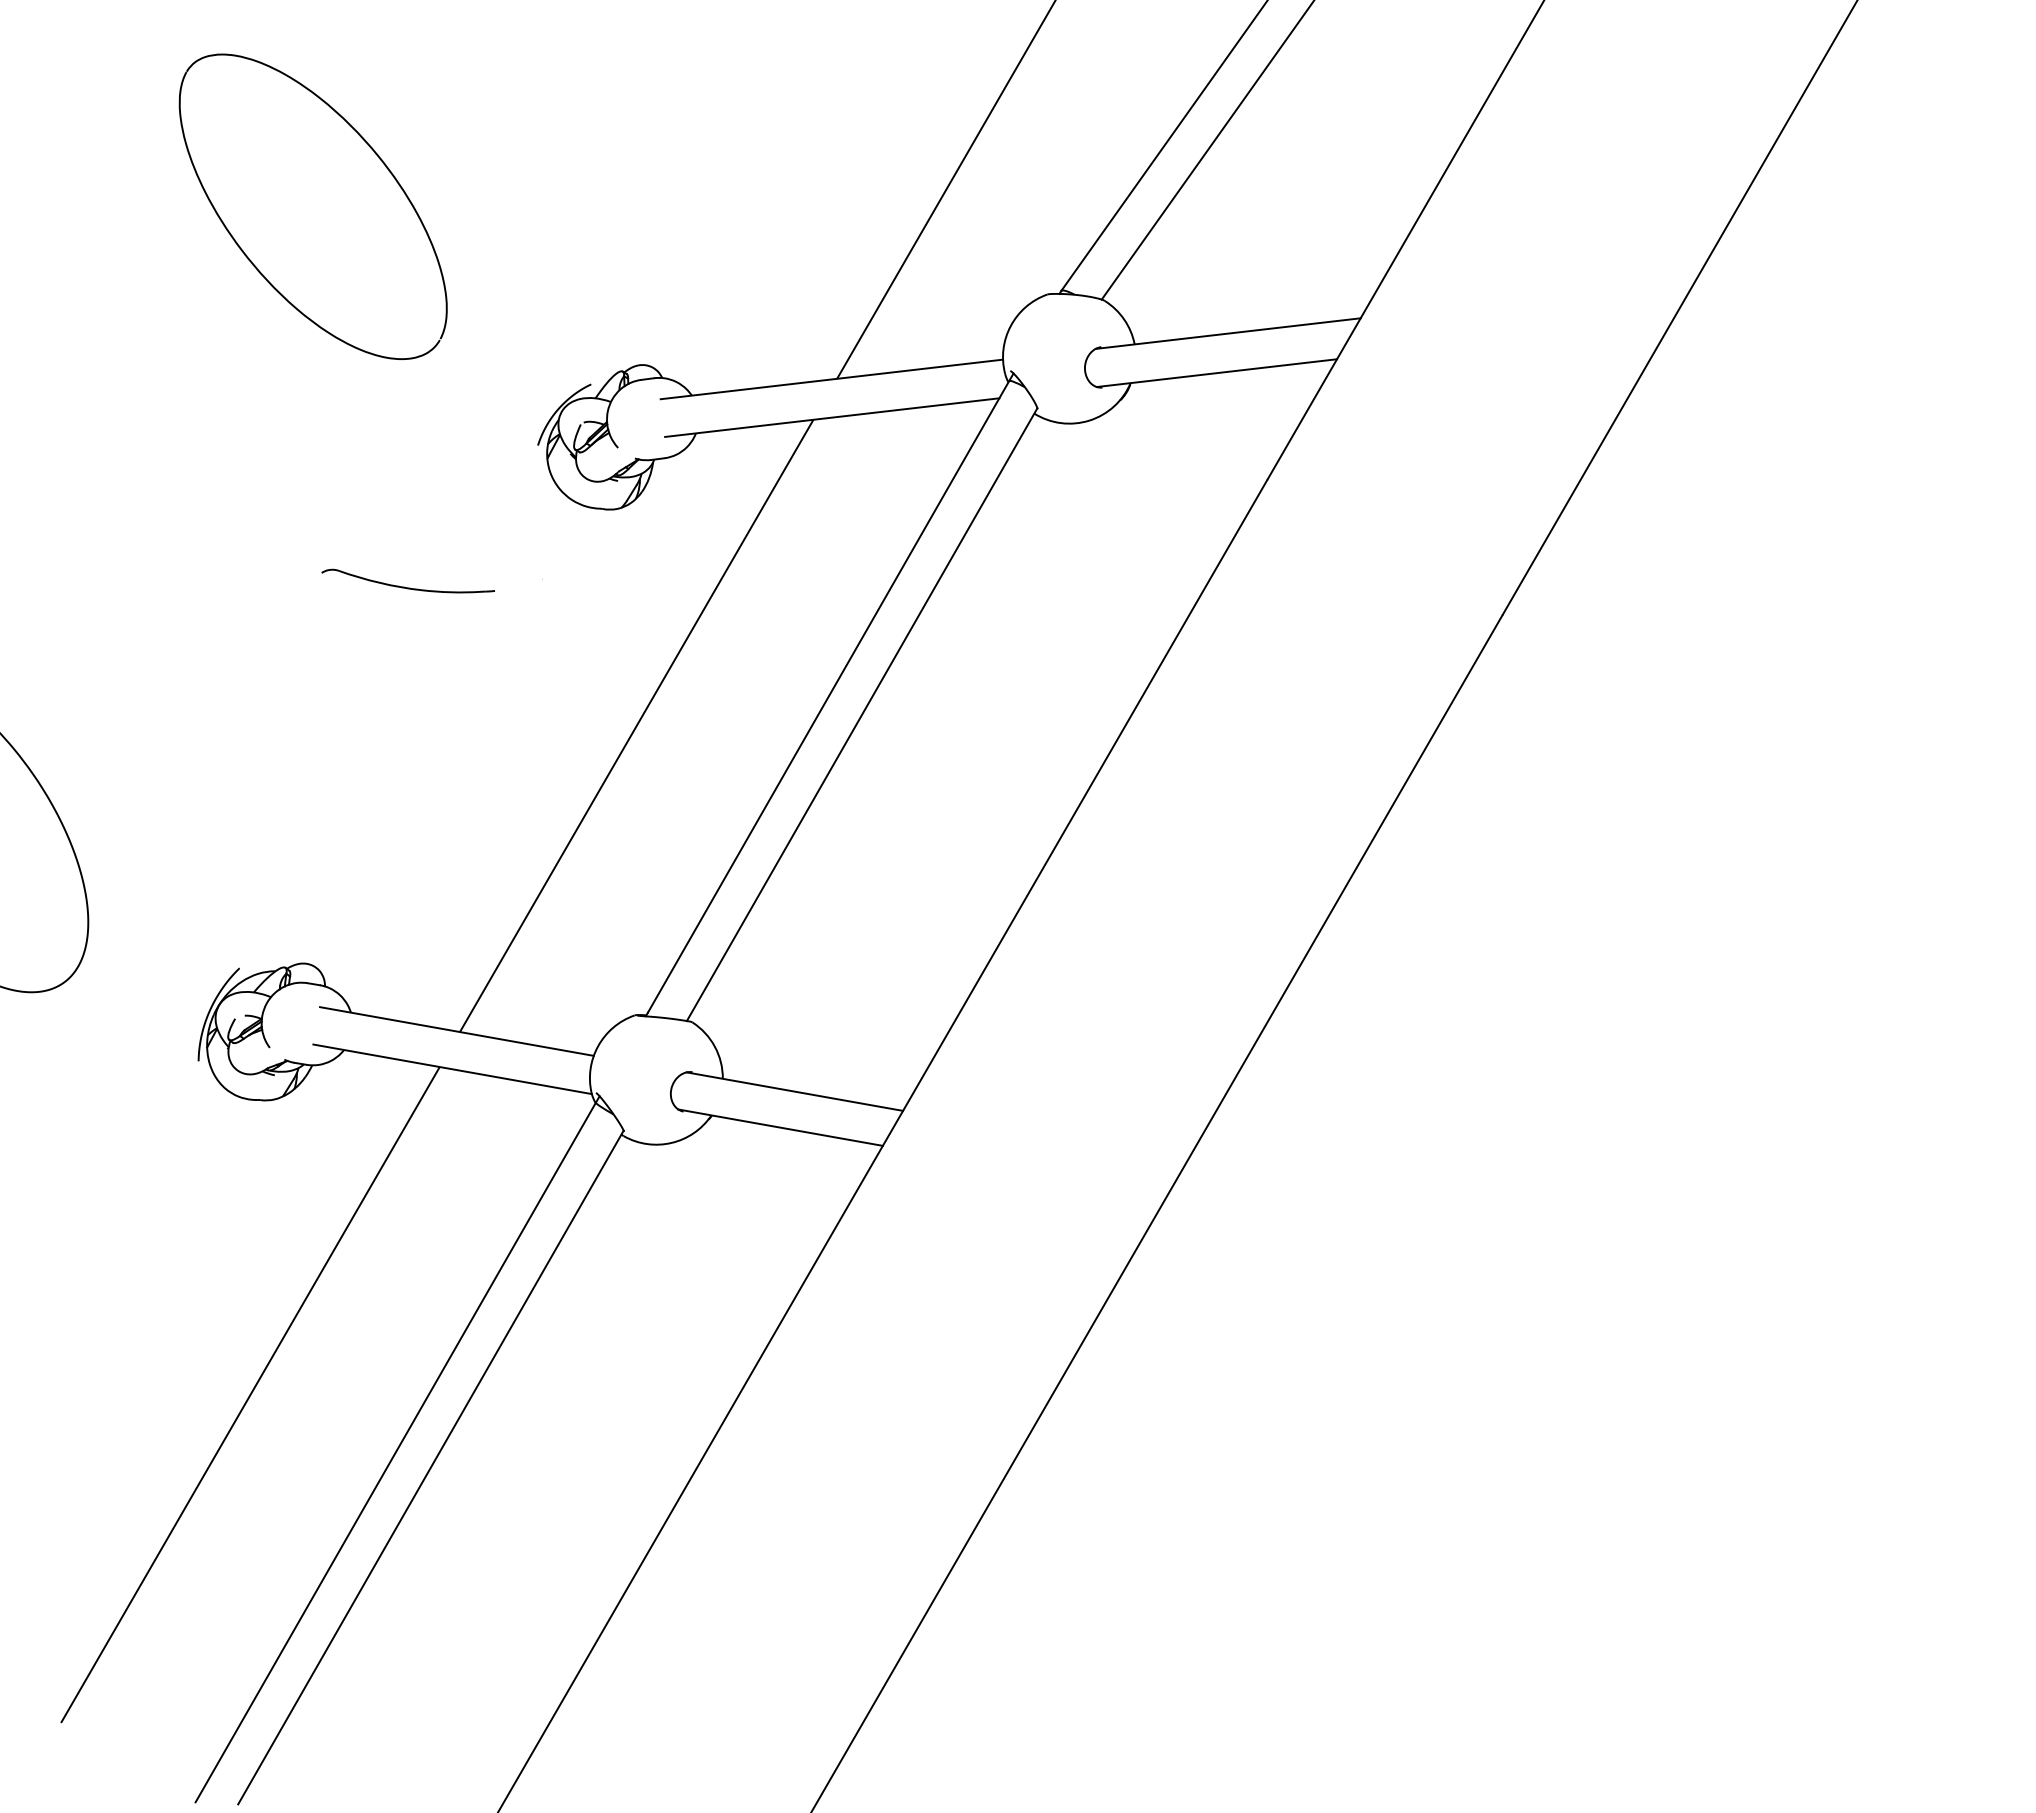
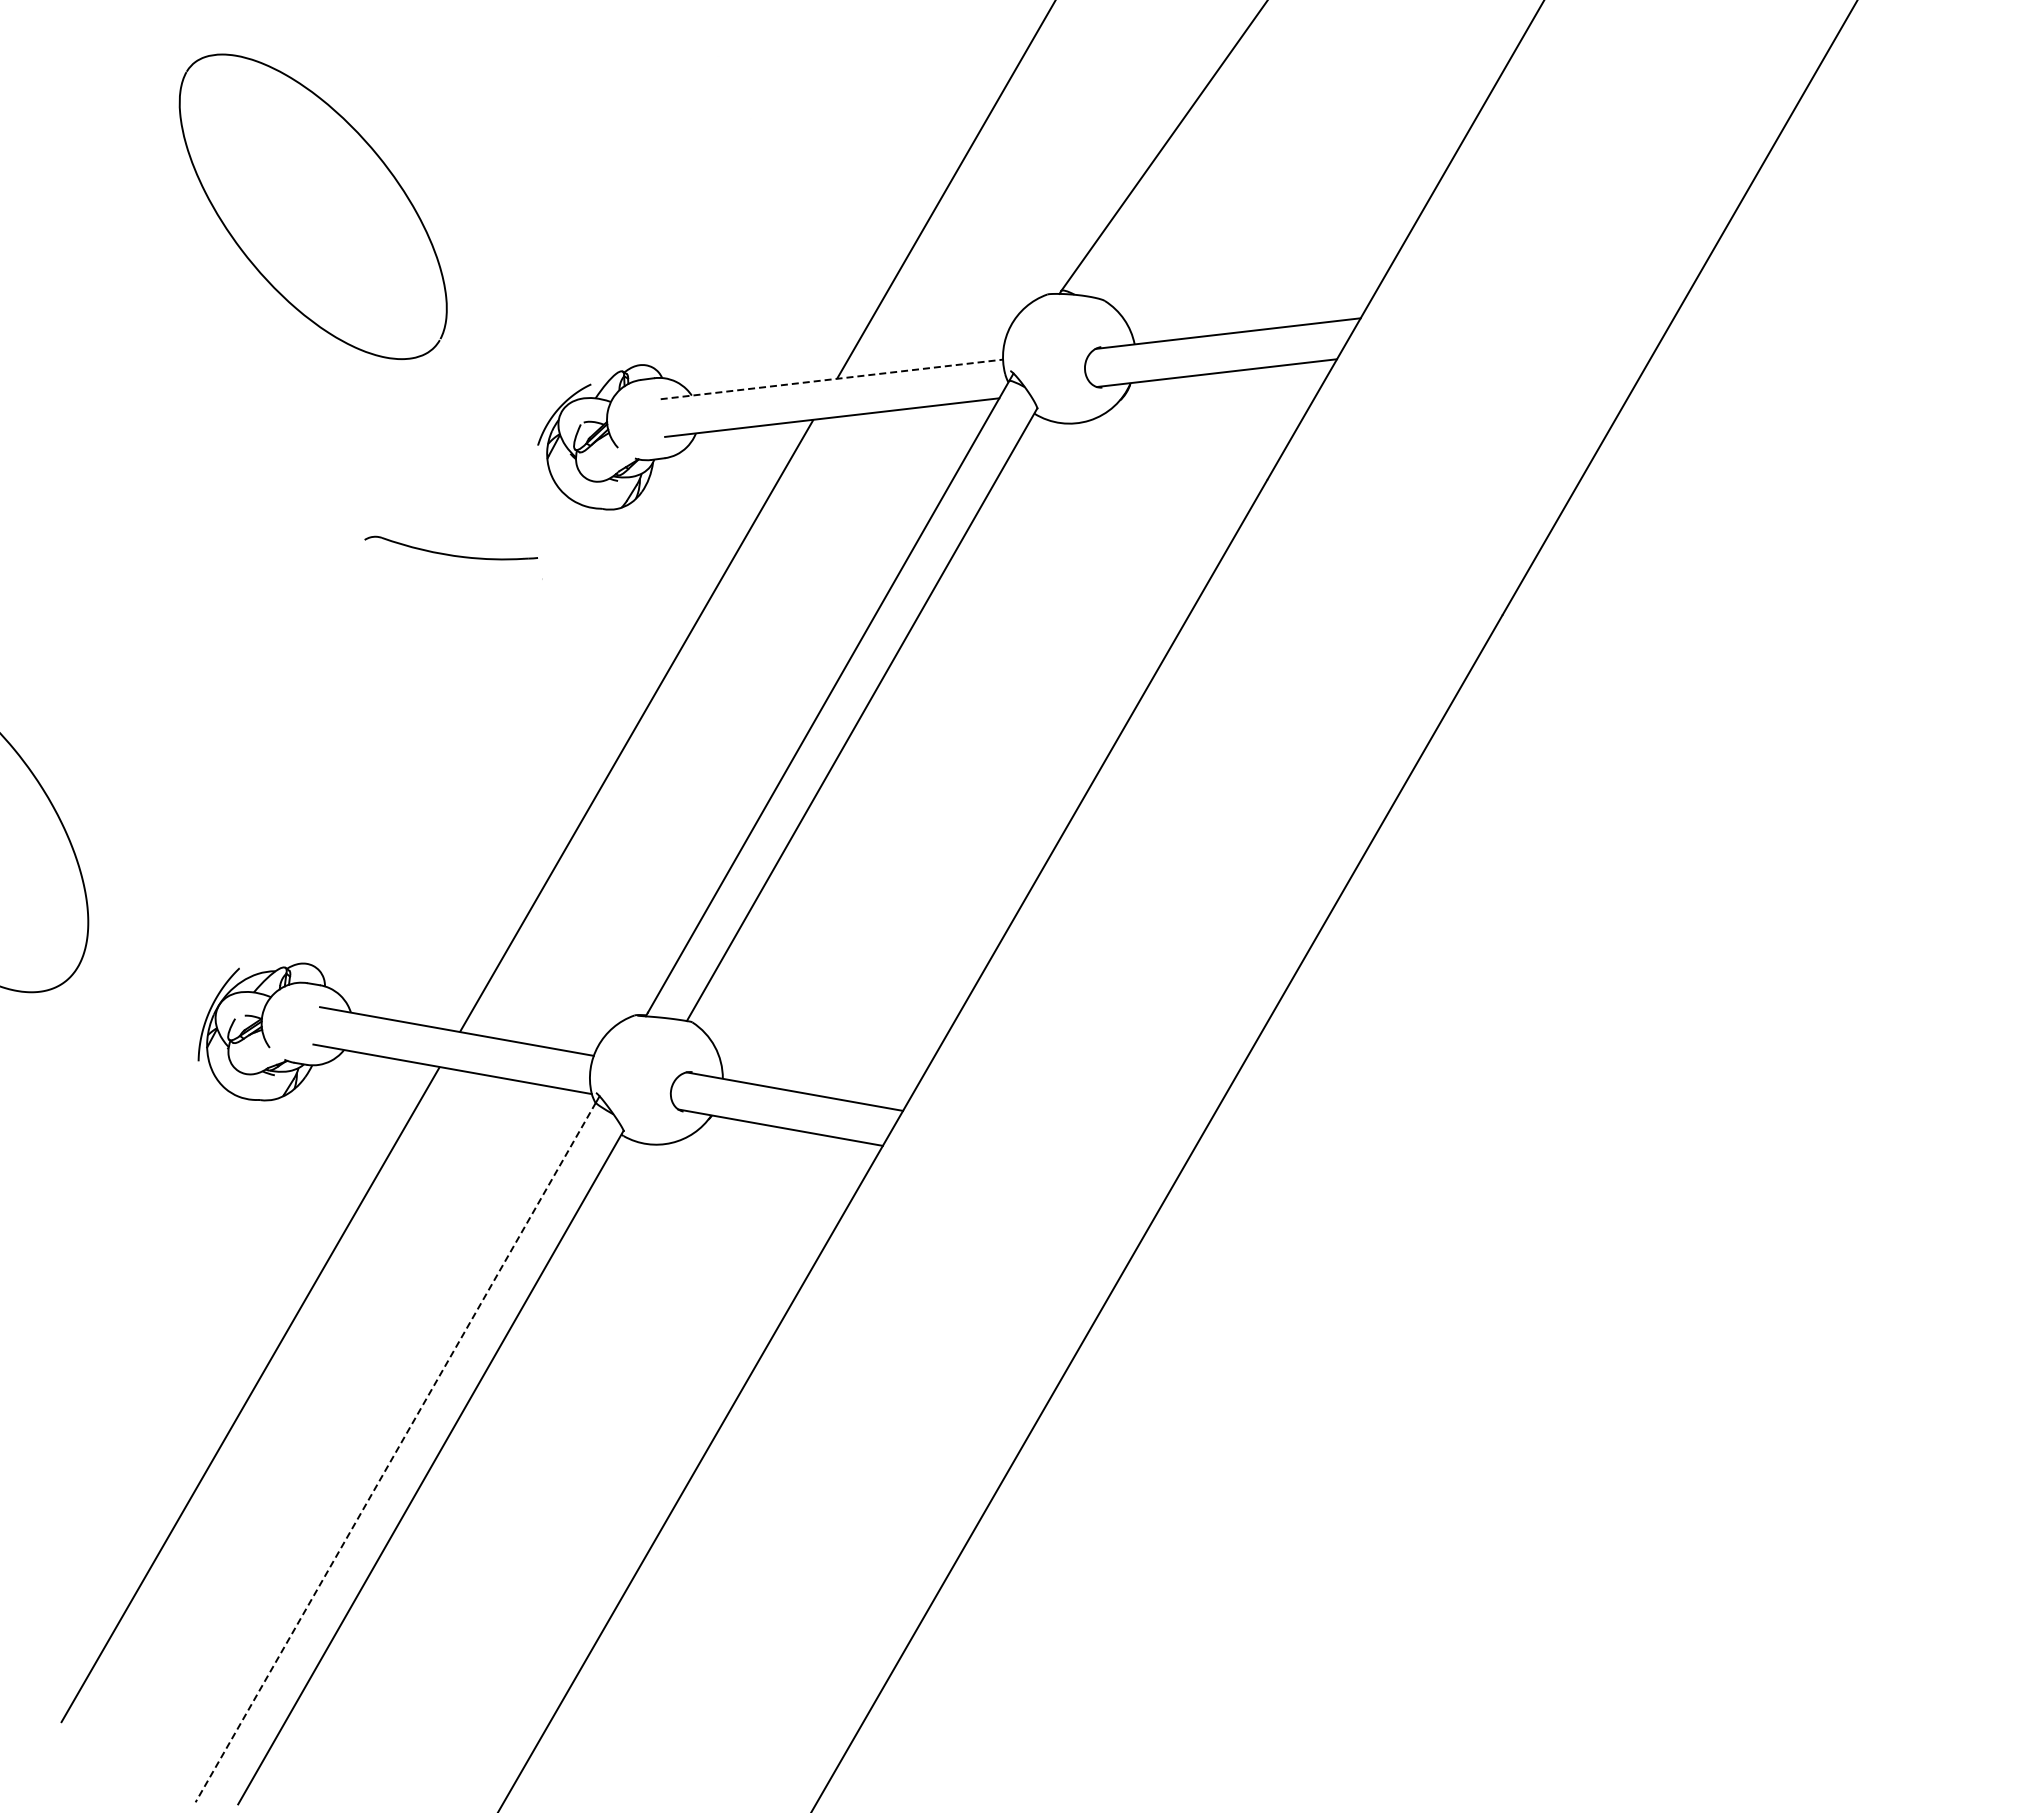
line: present -> none (1206, 150)
line: solid -> dashed (832, 379)
part position: (404, 586) -> (447, 553) (447, 553)
line: solid -> dashed (395, 1452)
